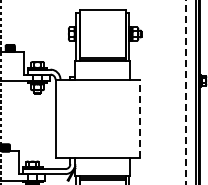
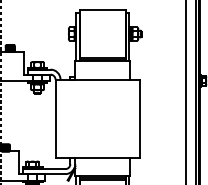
line: dashed -> solid (186, 92)
line: dashed -> solid (140, 118)
